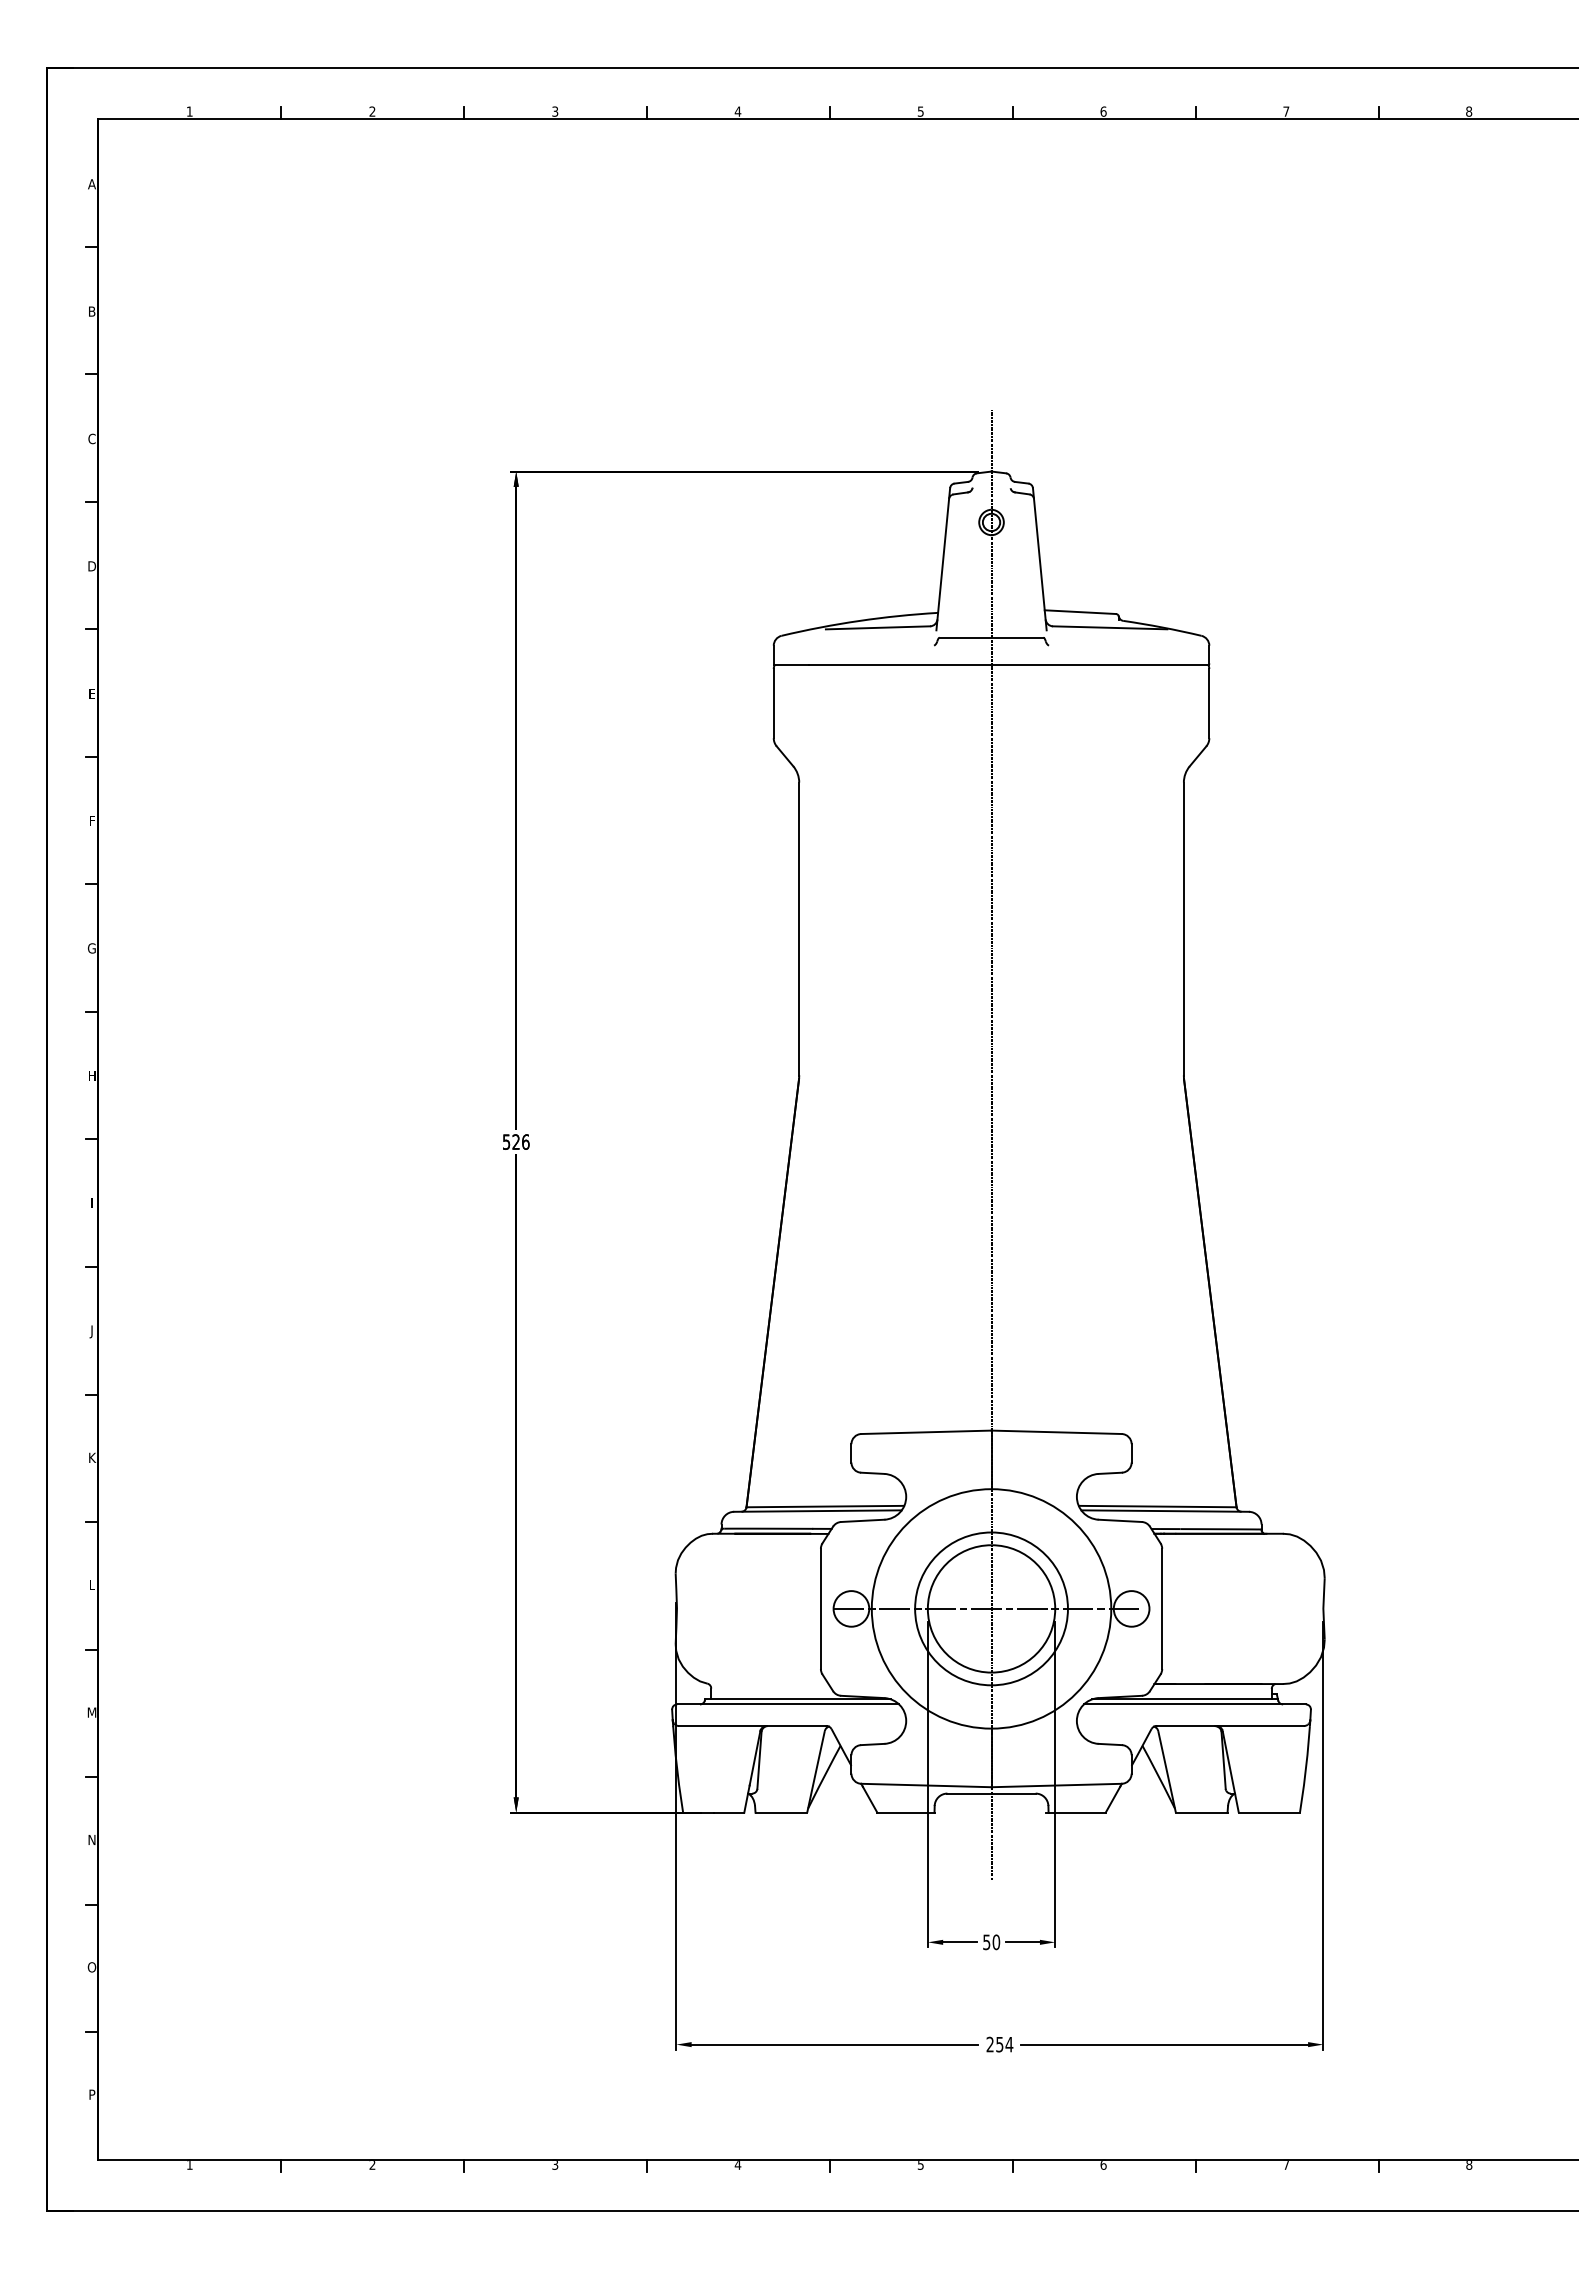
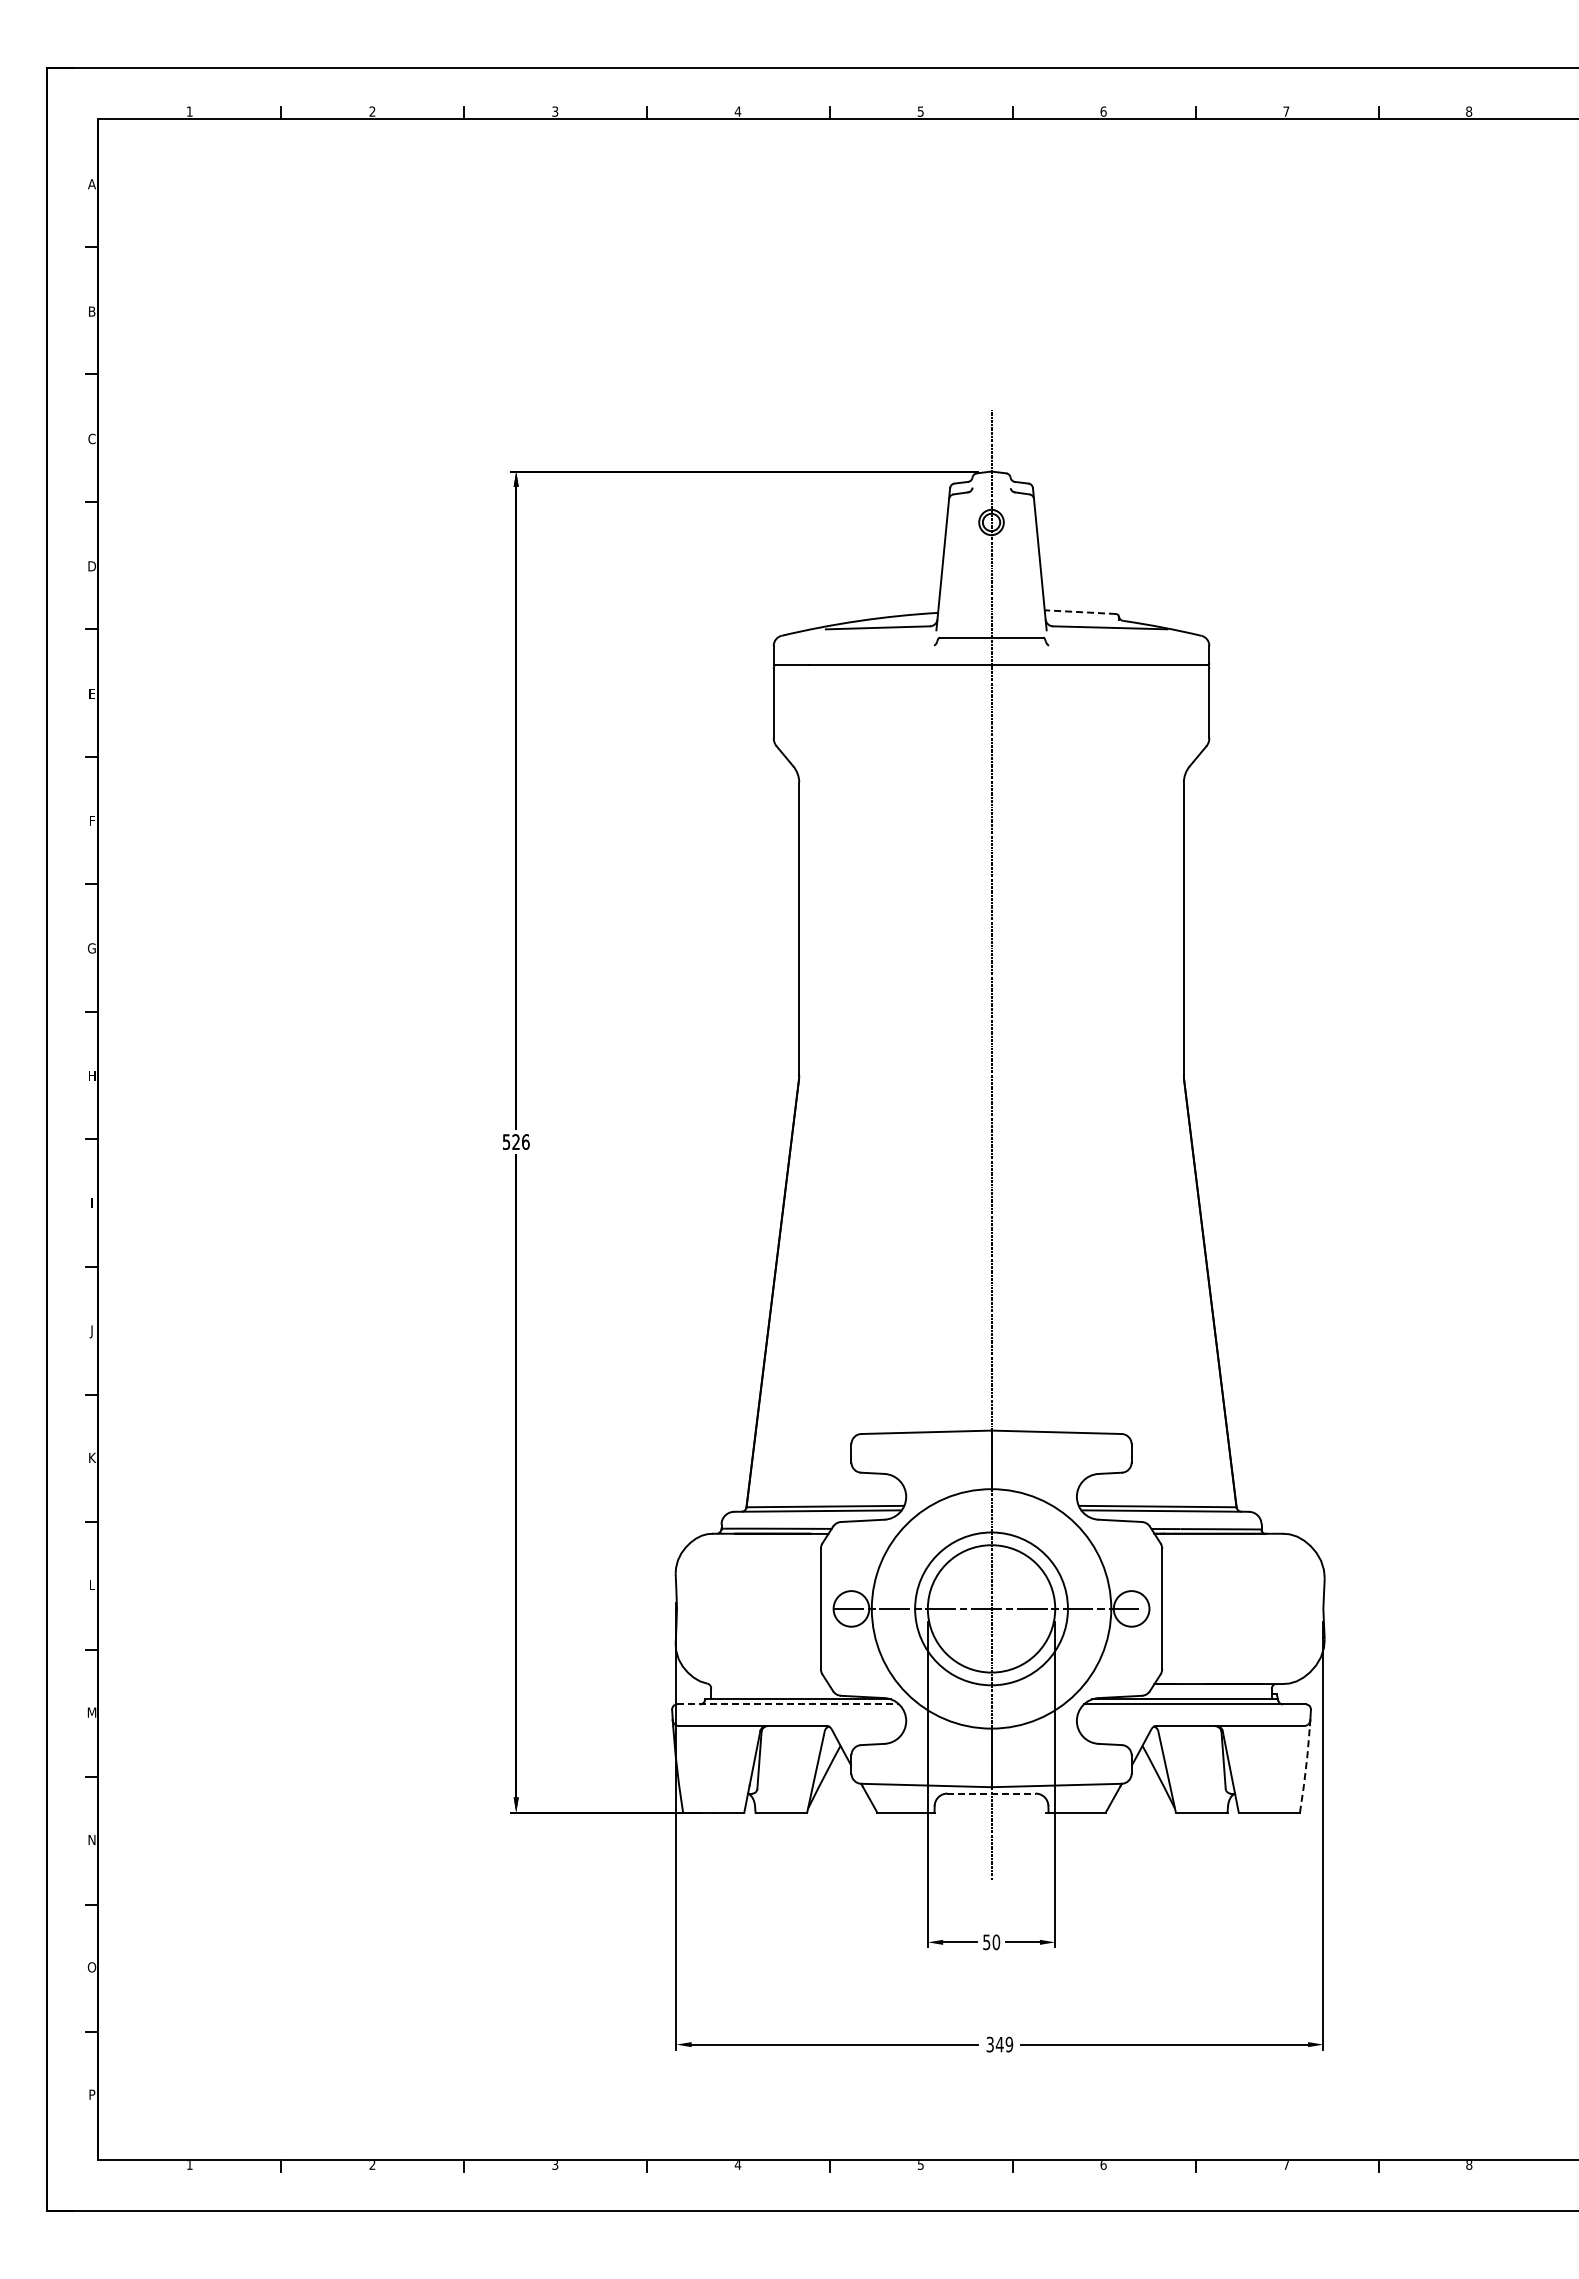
line: solid -> dashed (1080, 612)
line: solid -> dashed (788, 1704)
line: solid -> dashed (1305, 1768)
line: solid -> dashed (992, 1793)
text: 254 -> 349 (999, 2044)
